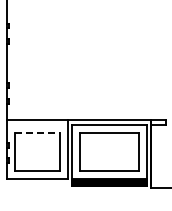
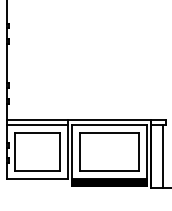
line: none -> present (37, 125)
line: dashed -> solid (38, 133)
line: none -> present (163, 156)
